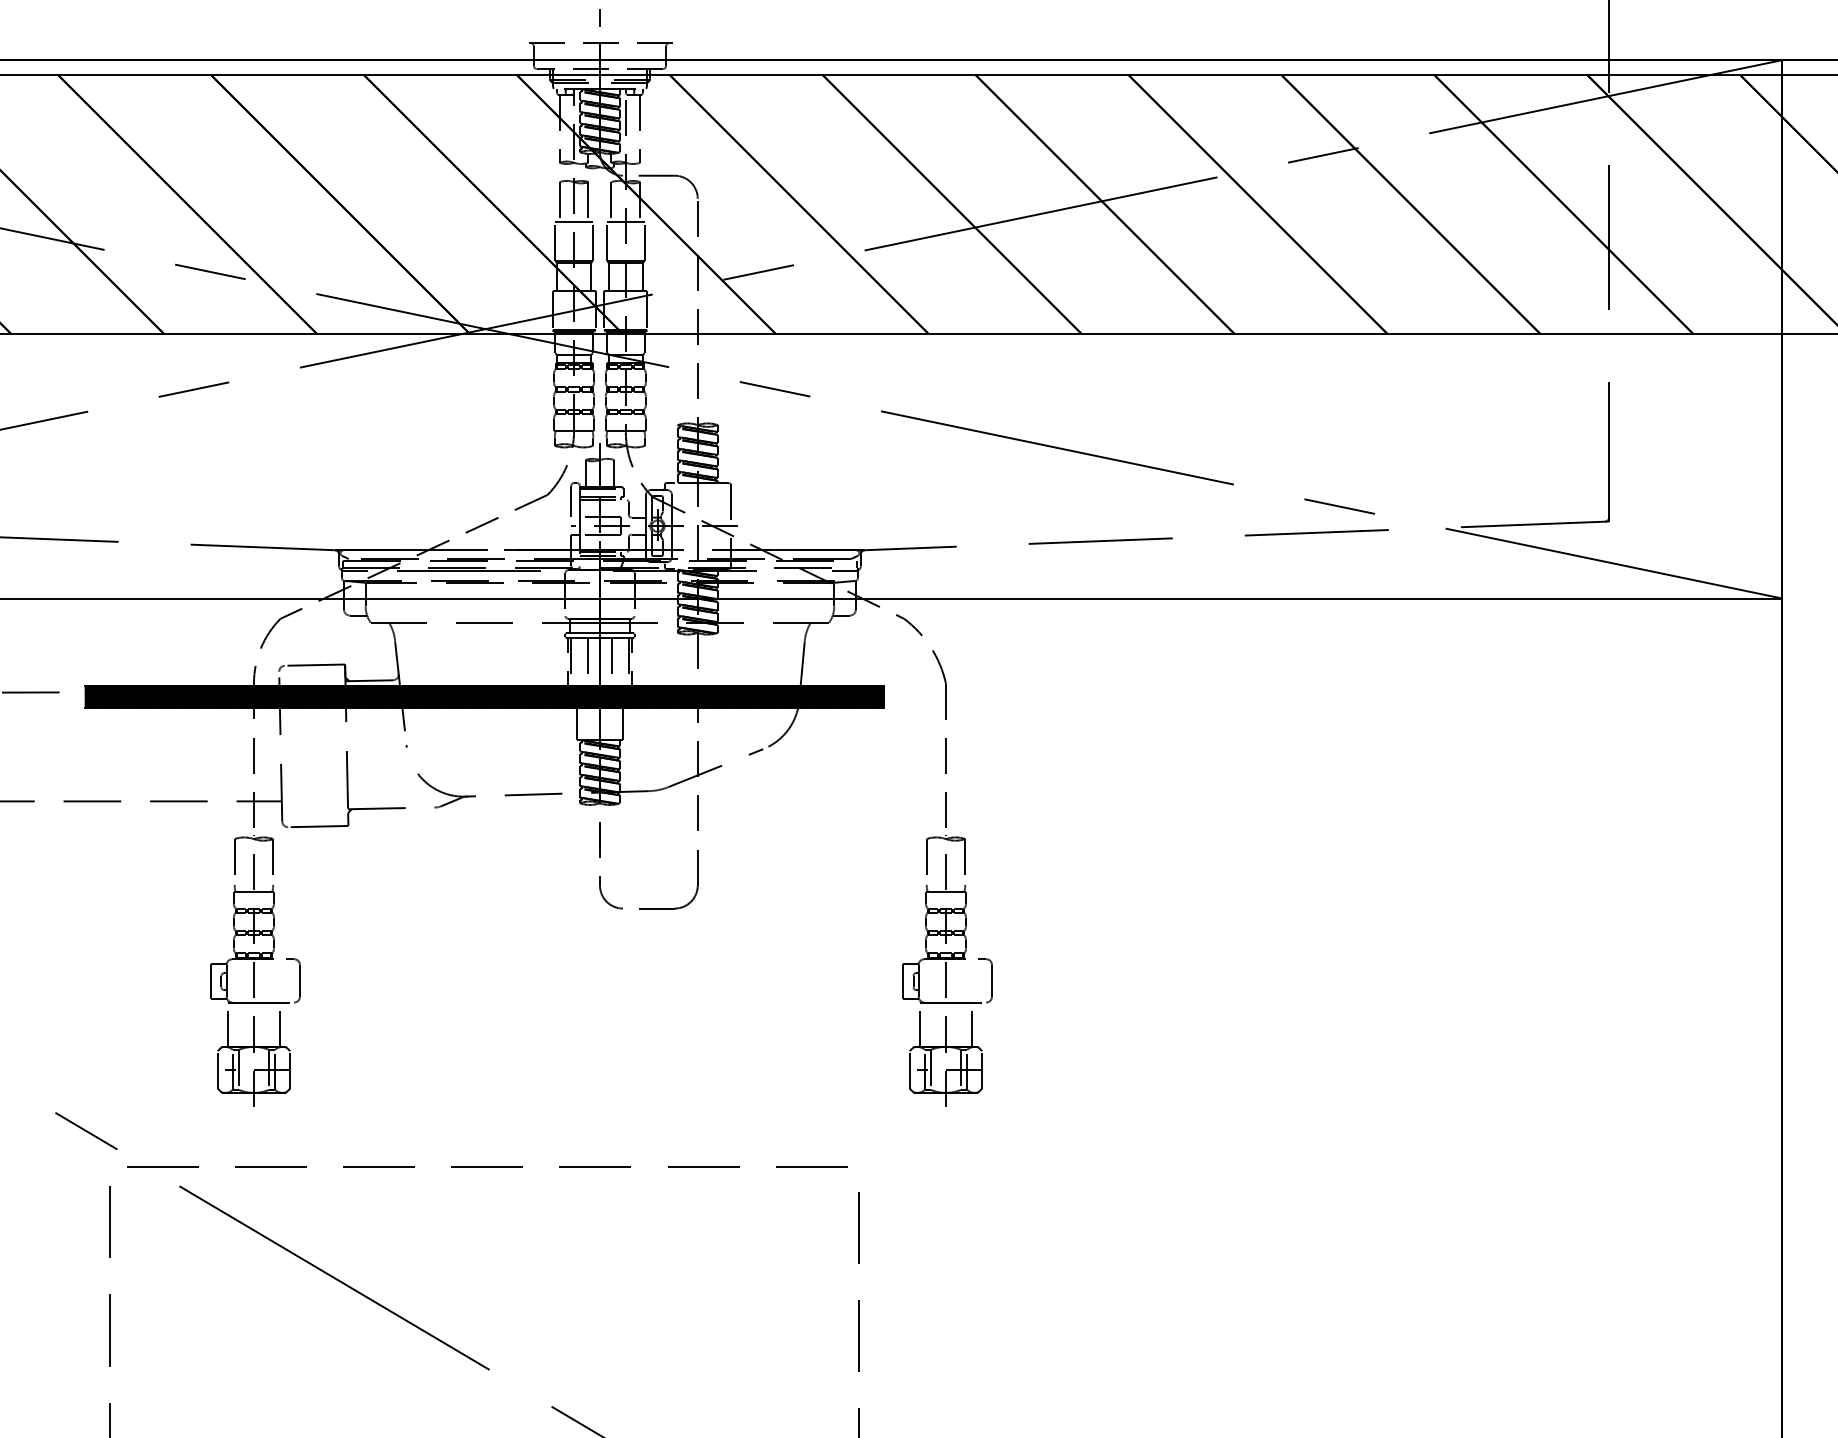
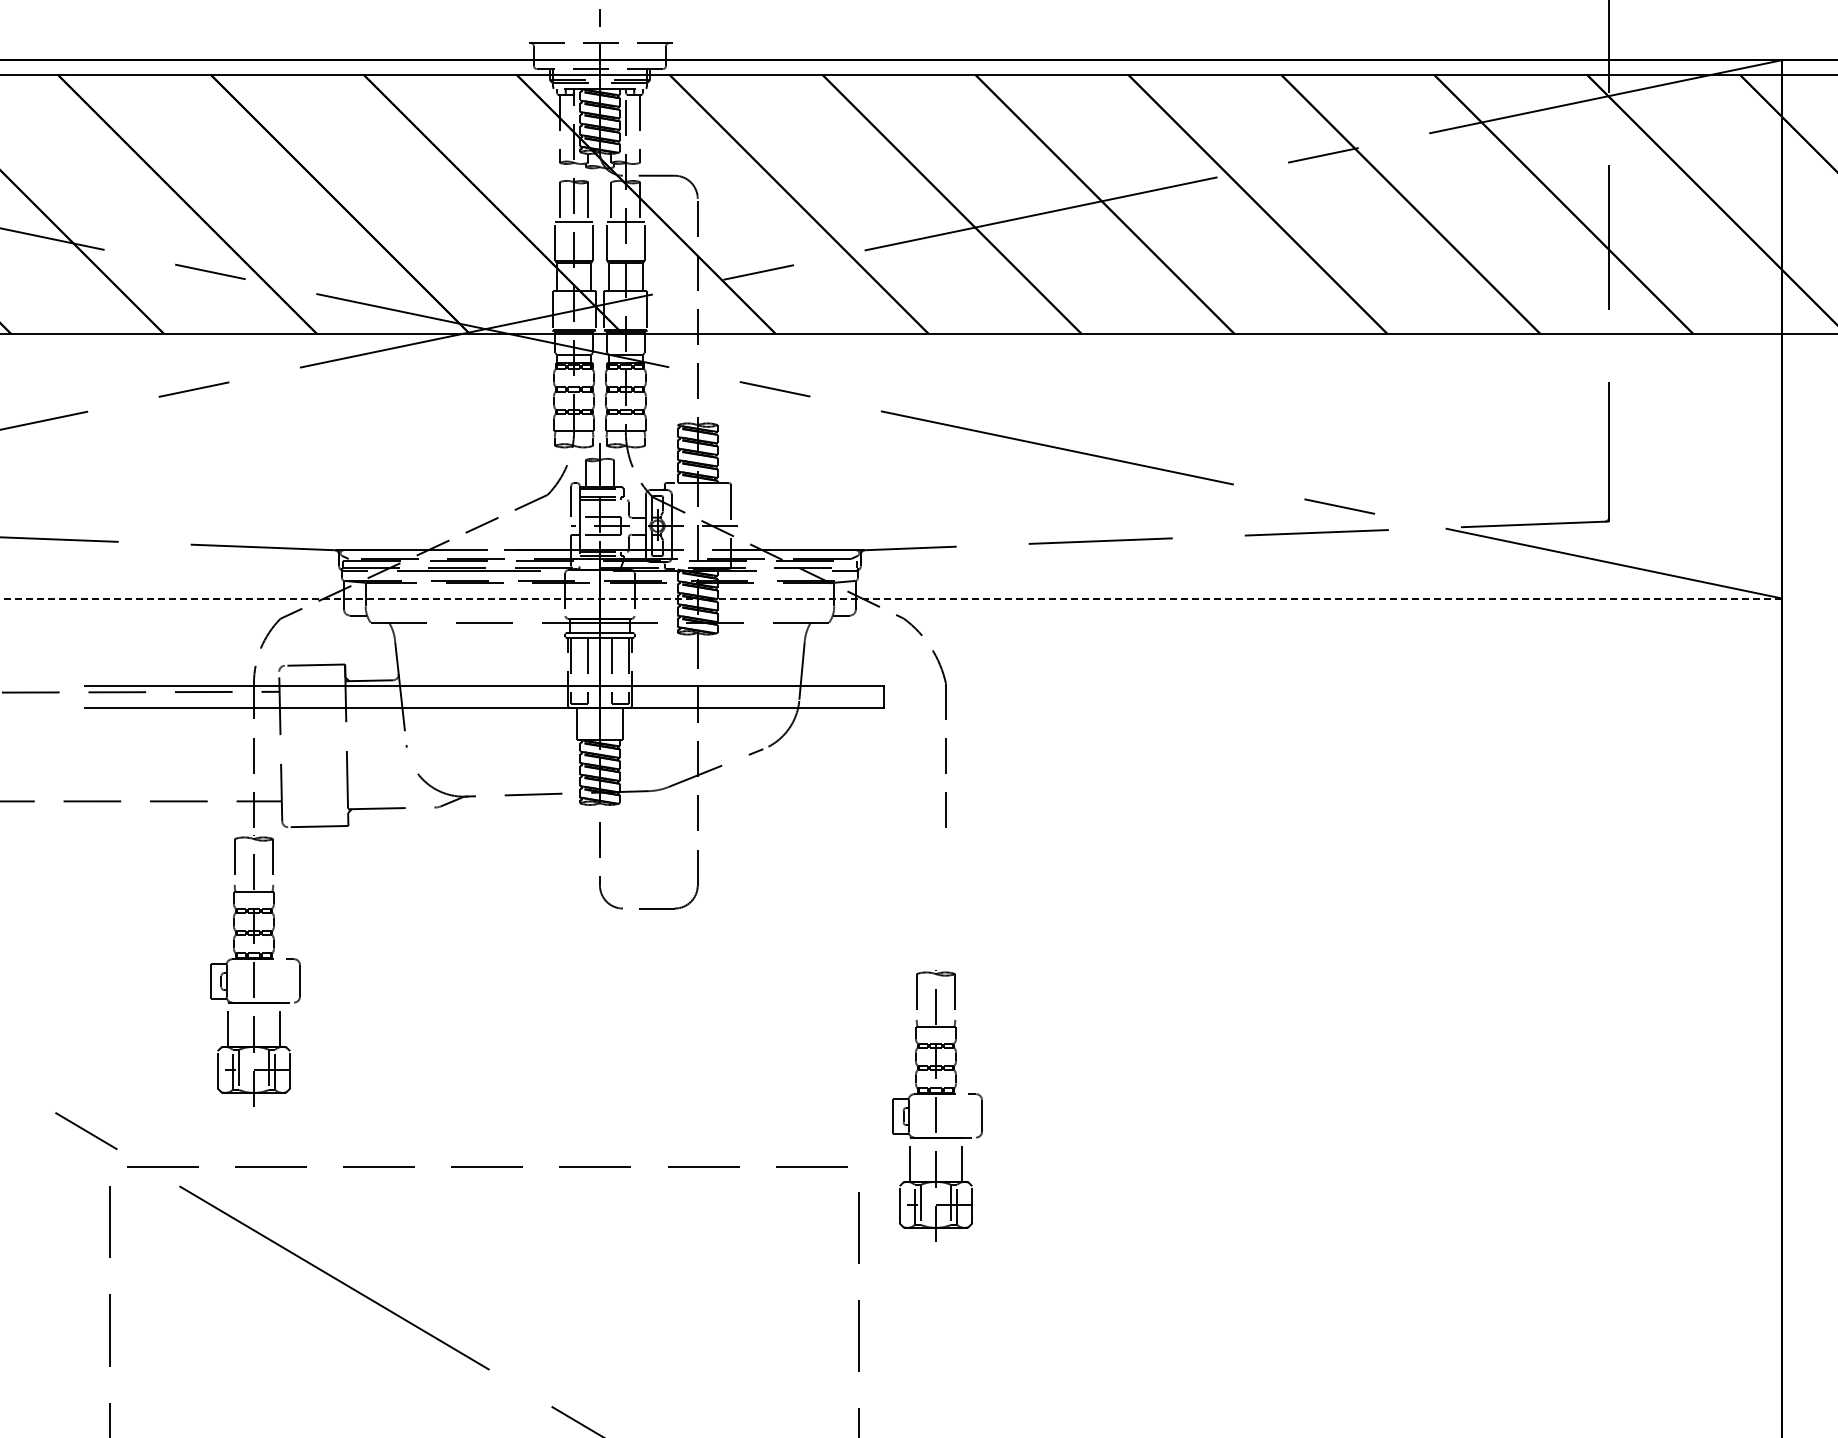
line: solid -> dashed (891, 598)
hatch: present -> none (484, 696)
part position: (947, 970) -> (937, 1105) (937, 1105)
